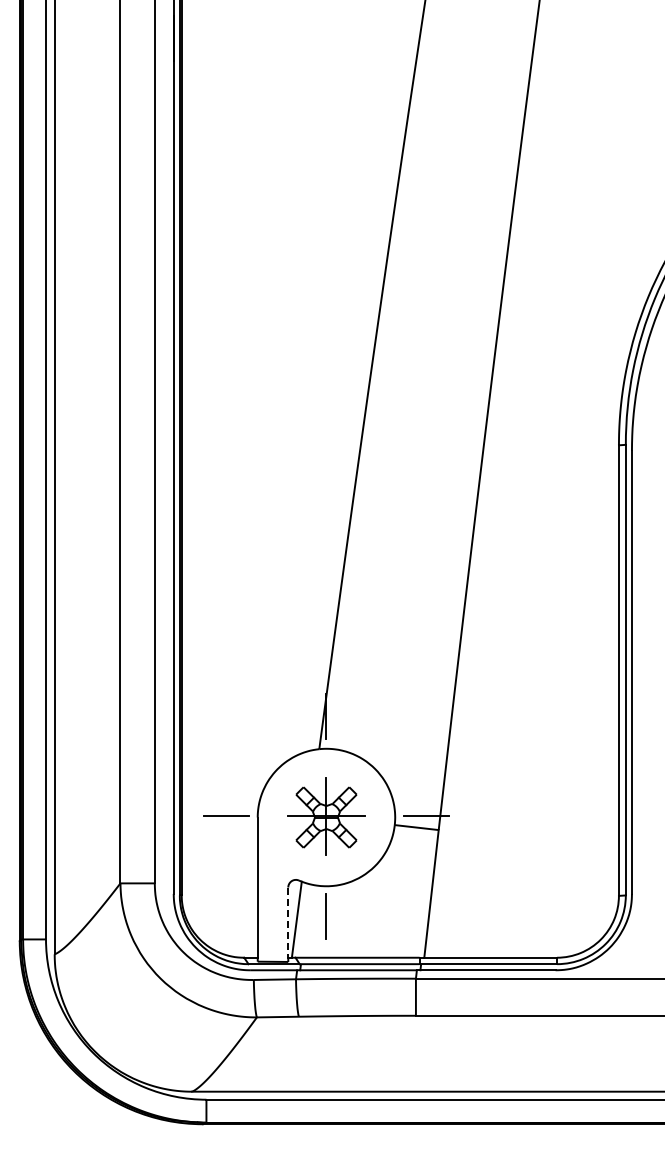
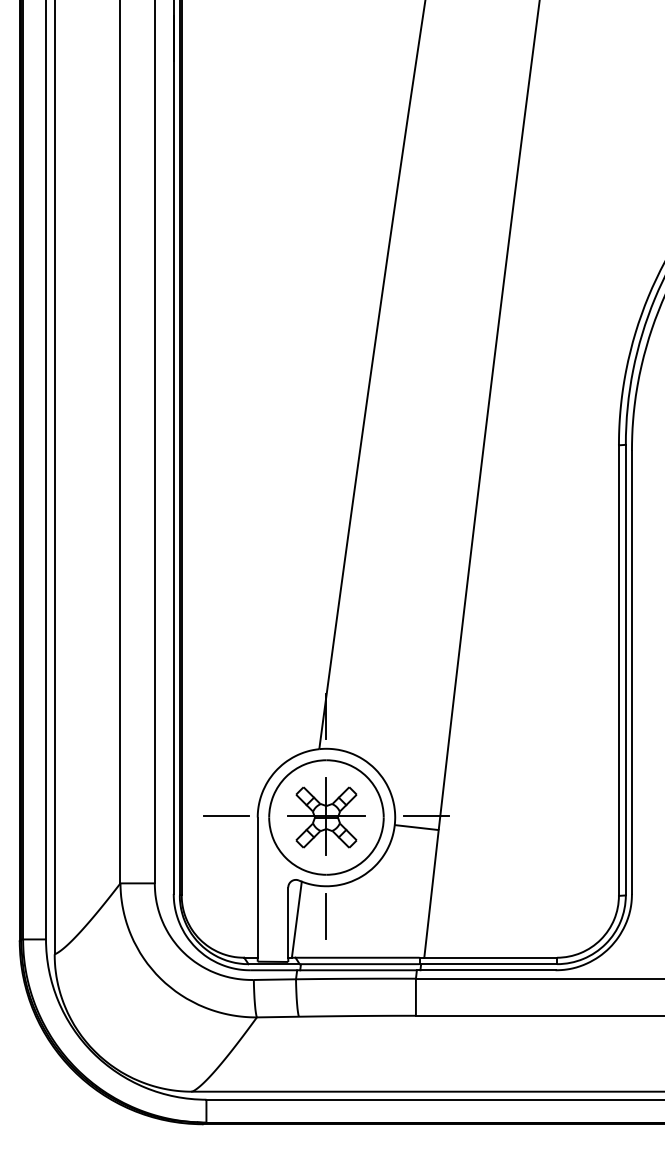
part: none -> present (326, 817)
line: dashed -> solid (288, 923)
